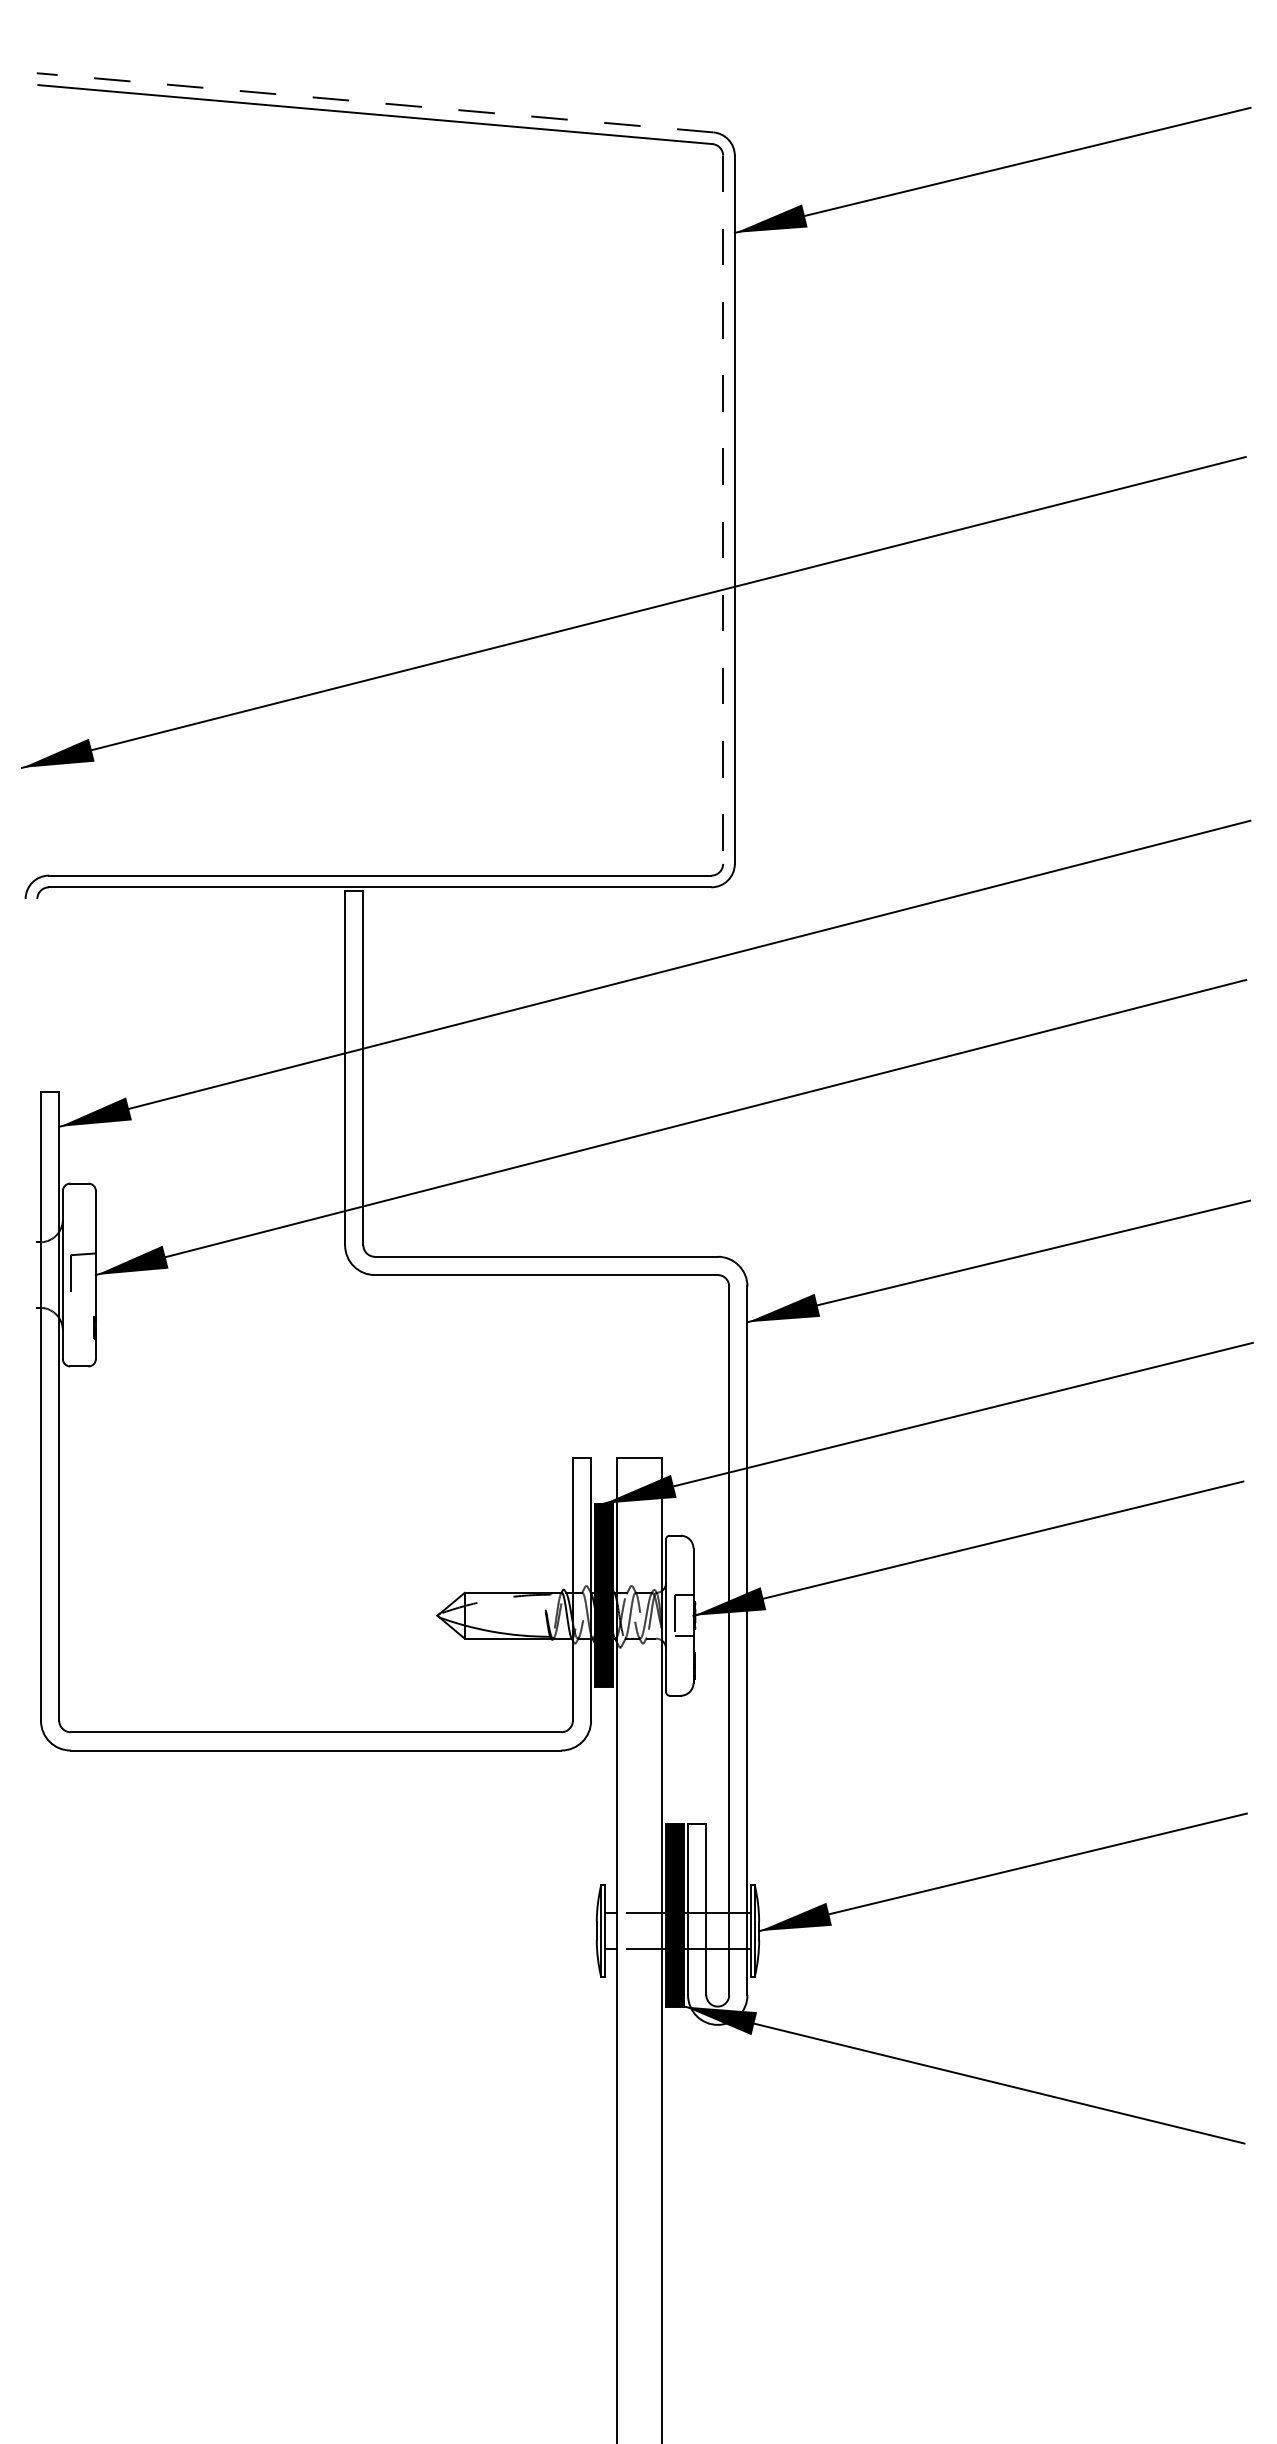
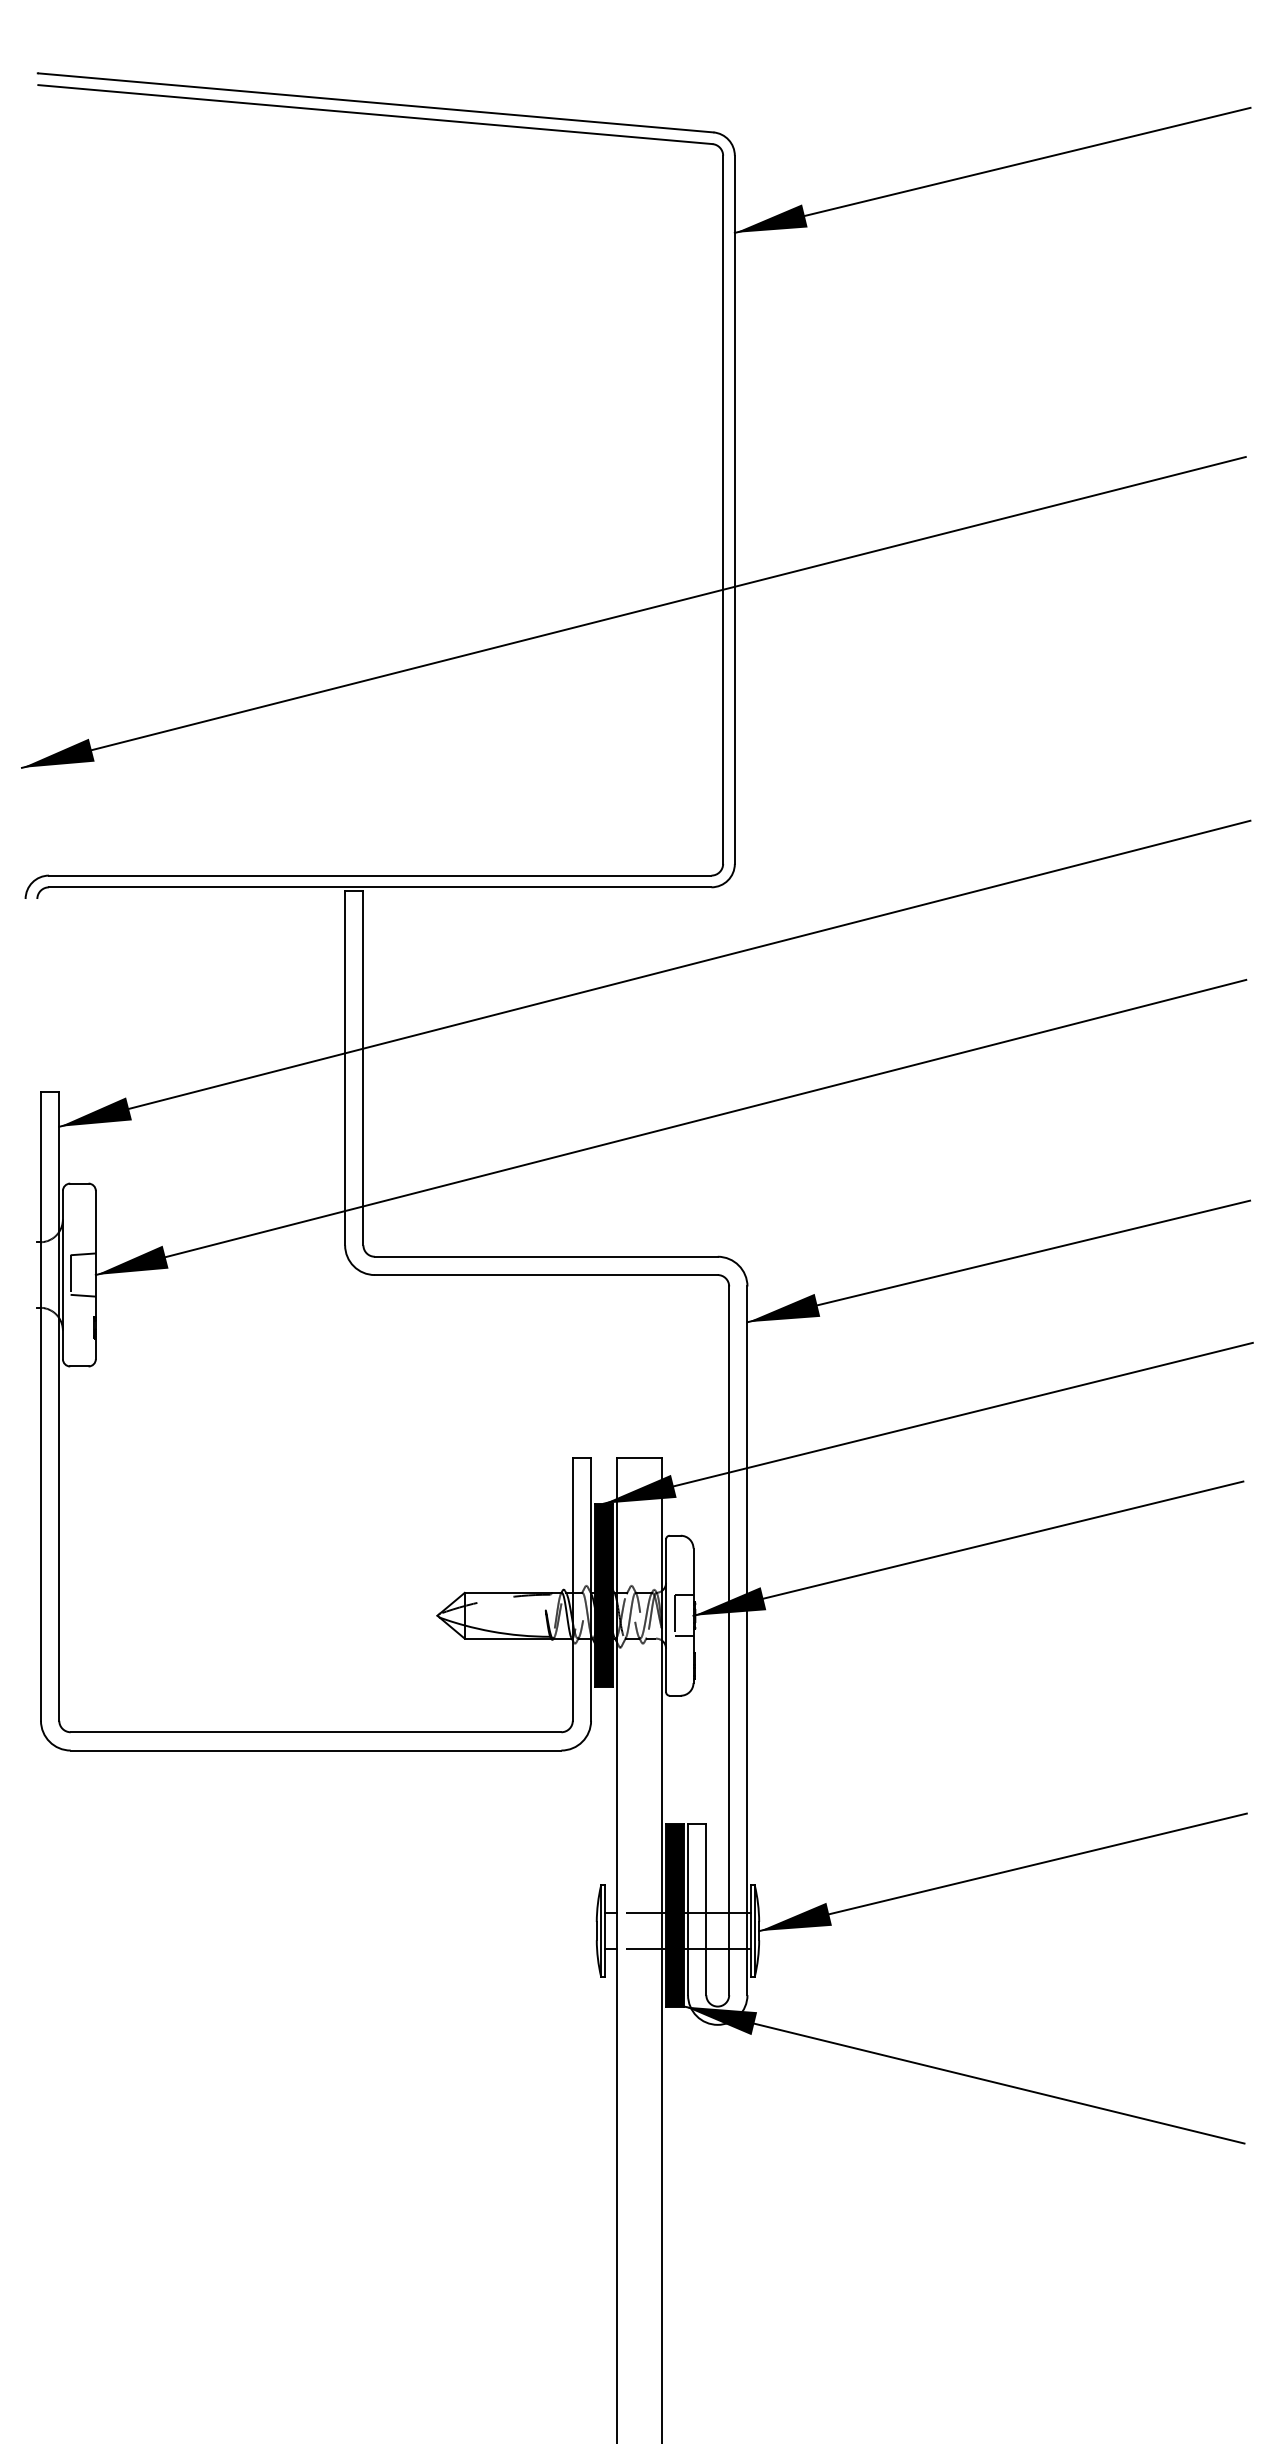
line: dashed -> solid (376, 102)
line: dashed -> solid (723, 510)
line: none -> present (82, 1295)
